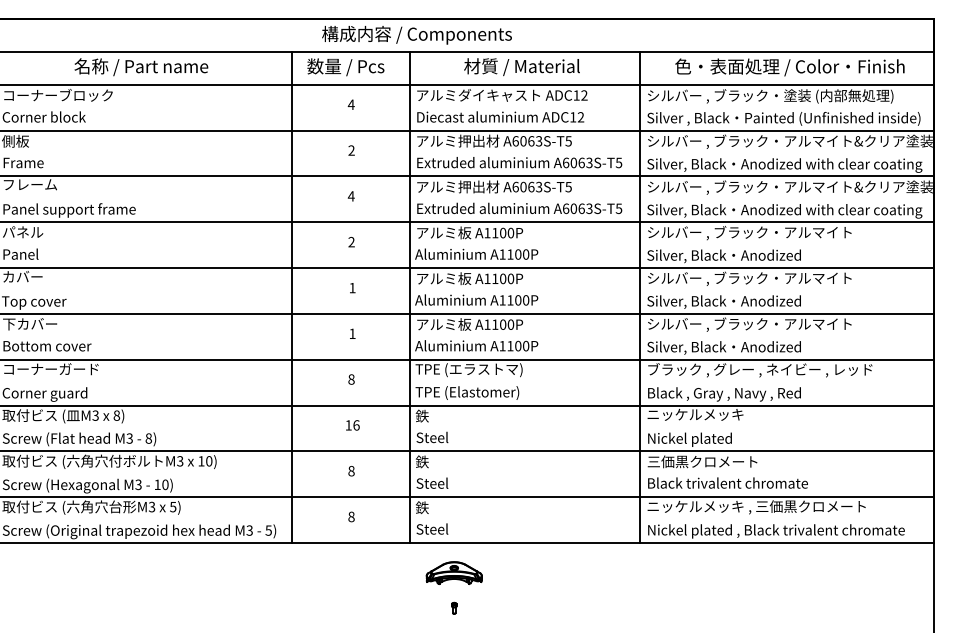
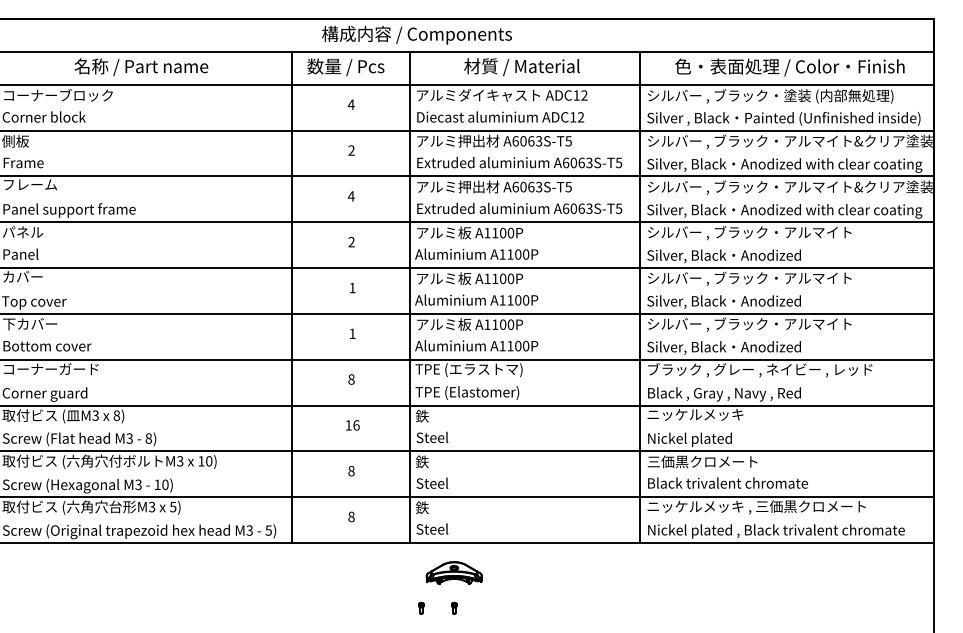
part: none -> present (421, 607)
